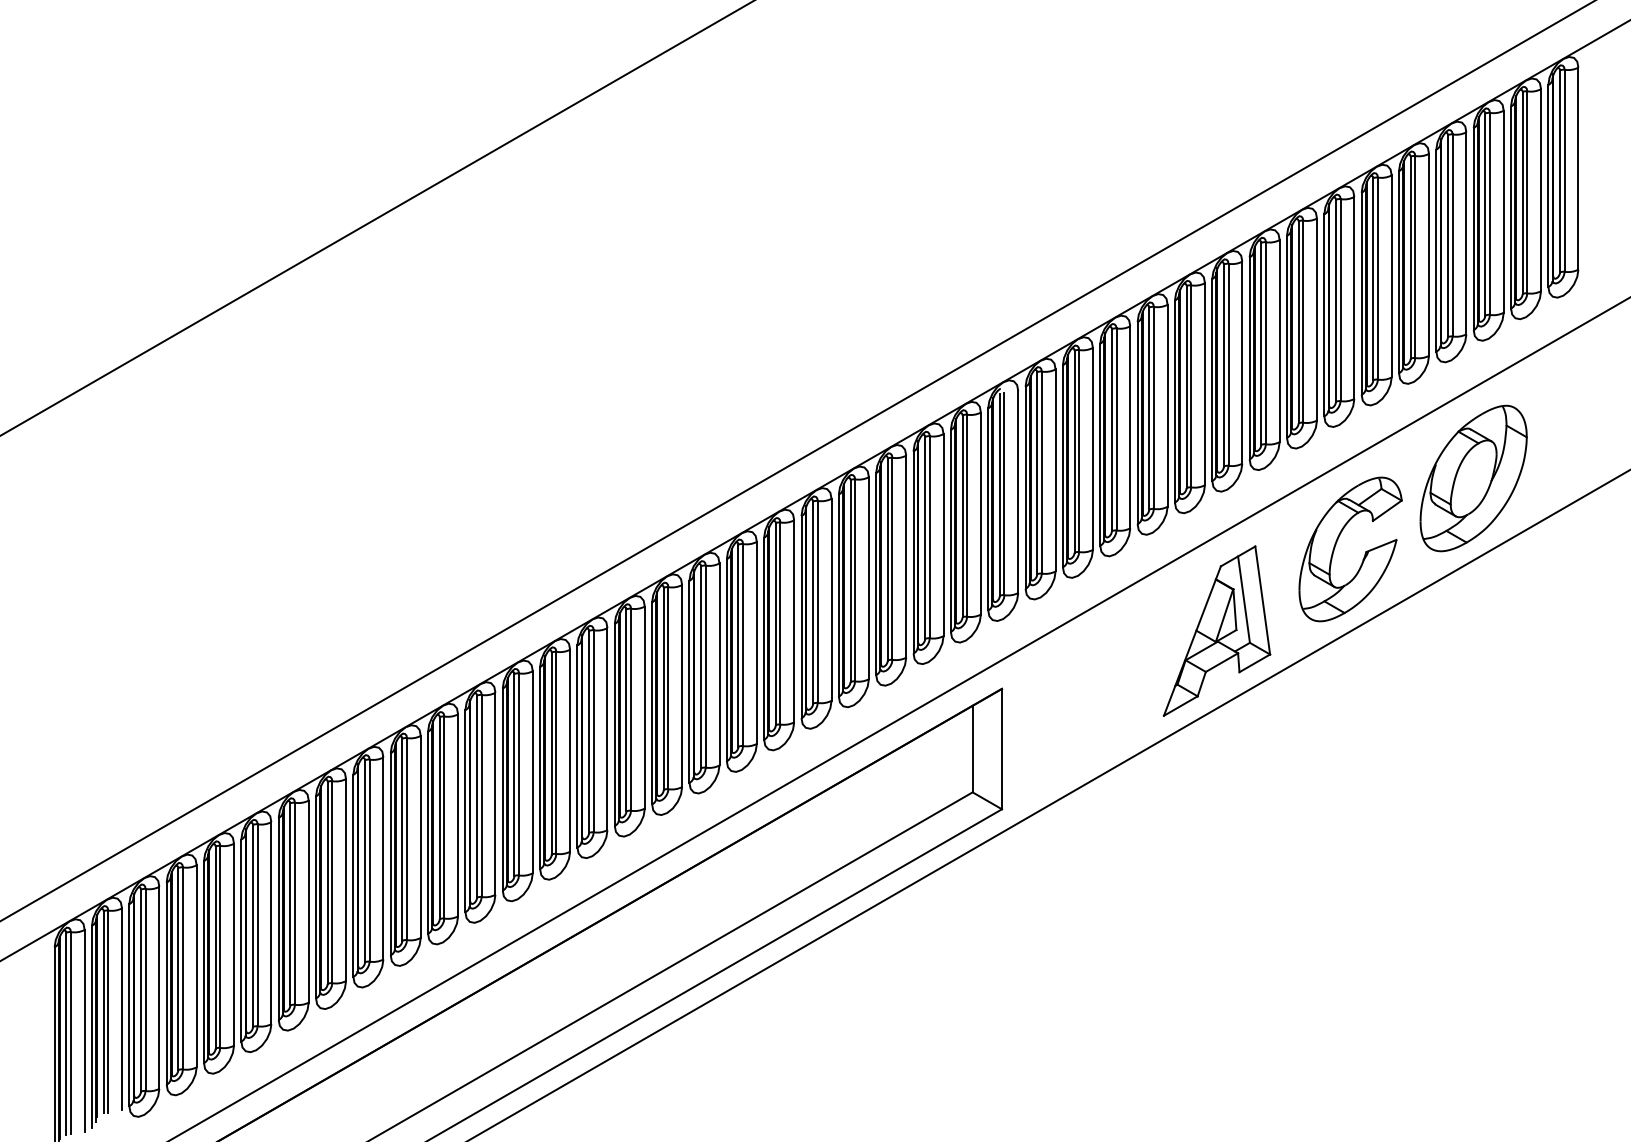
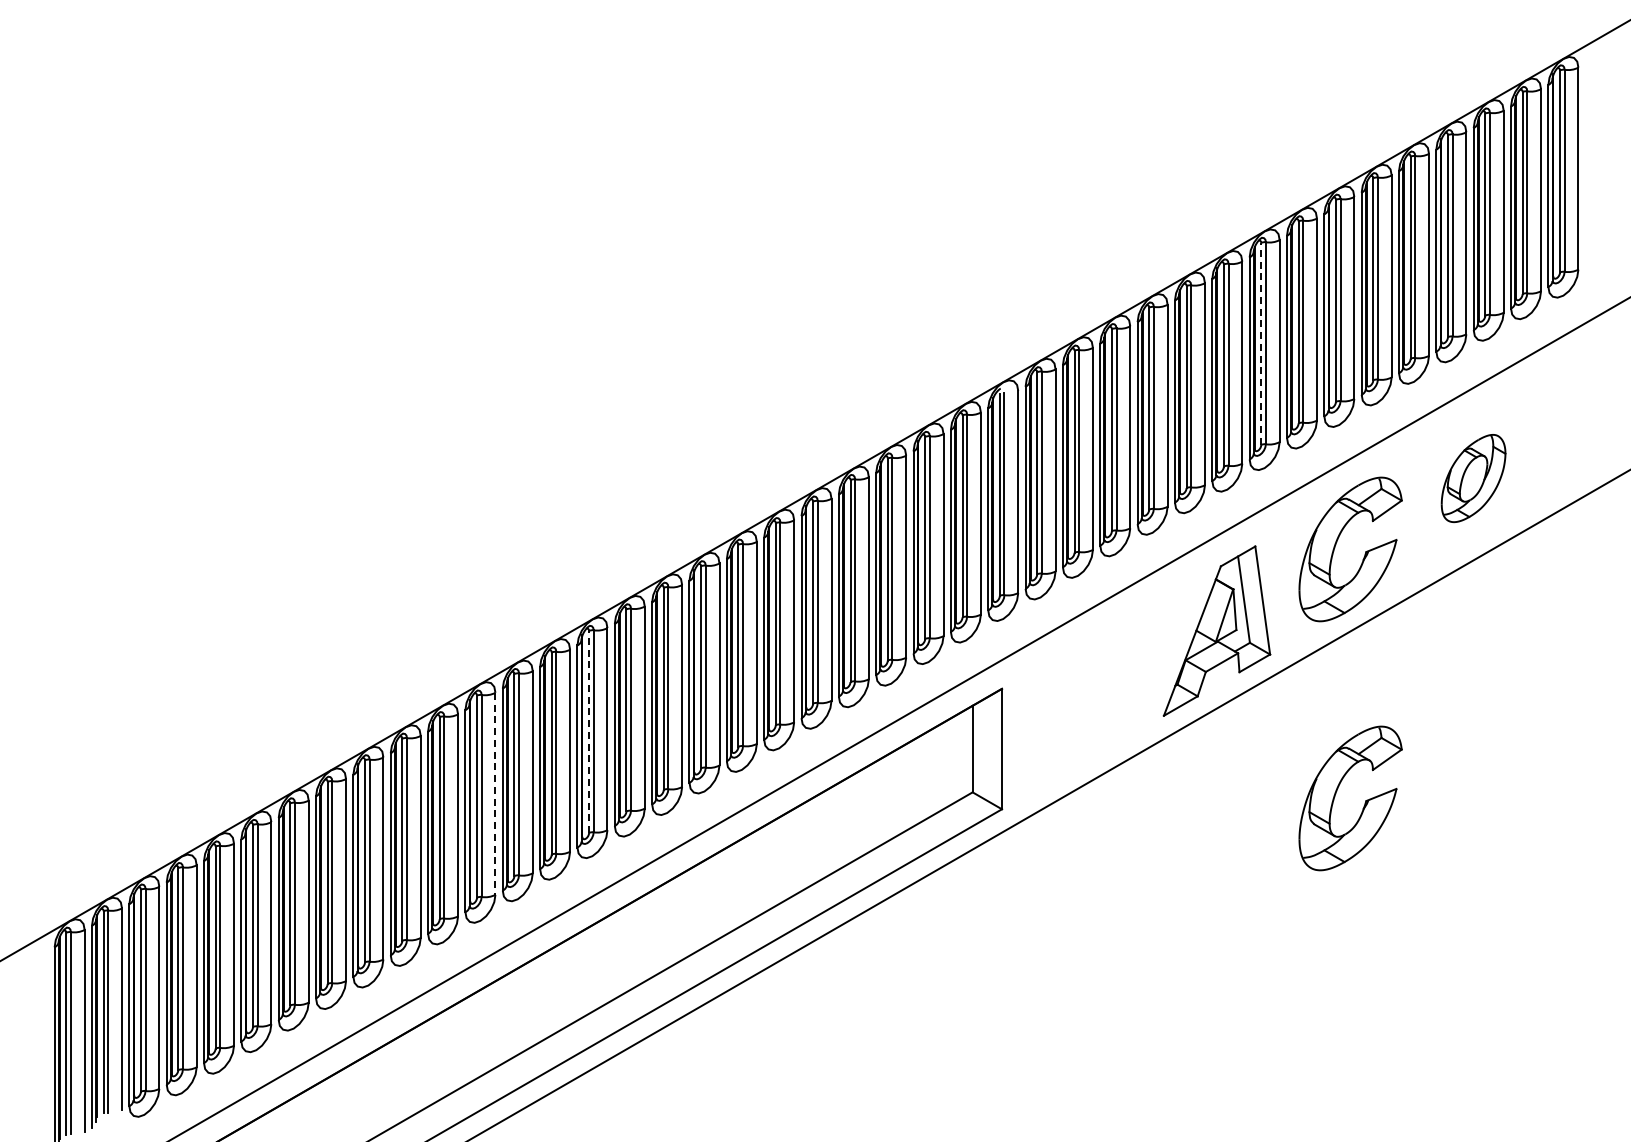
line: present -> none (376, 218)
line: solid -> dashed (1261, 343)
line: present -> none (797, 460)
part size: 109x149 px -> 67x90 px (1473, 478)
line: solid -> dashed (589, 731)
part: none -> present (1337, 791)
line: solid -> dashed (495, 794)
